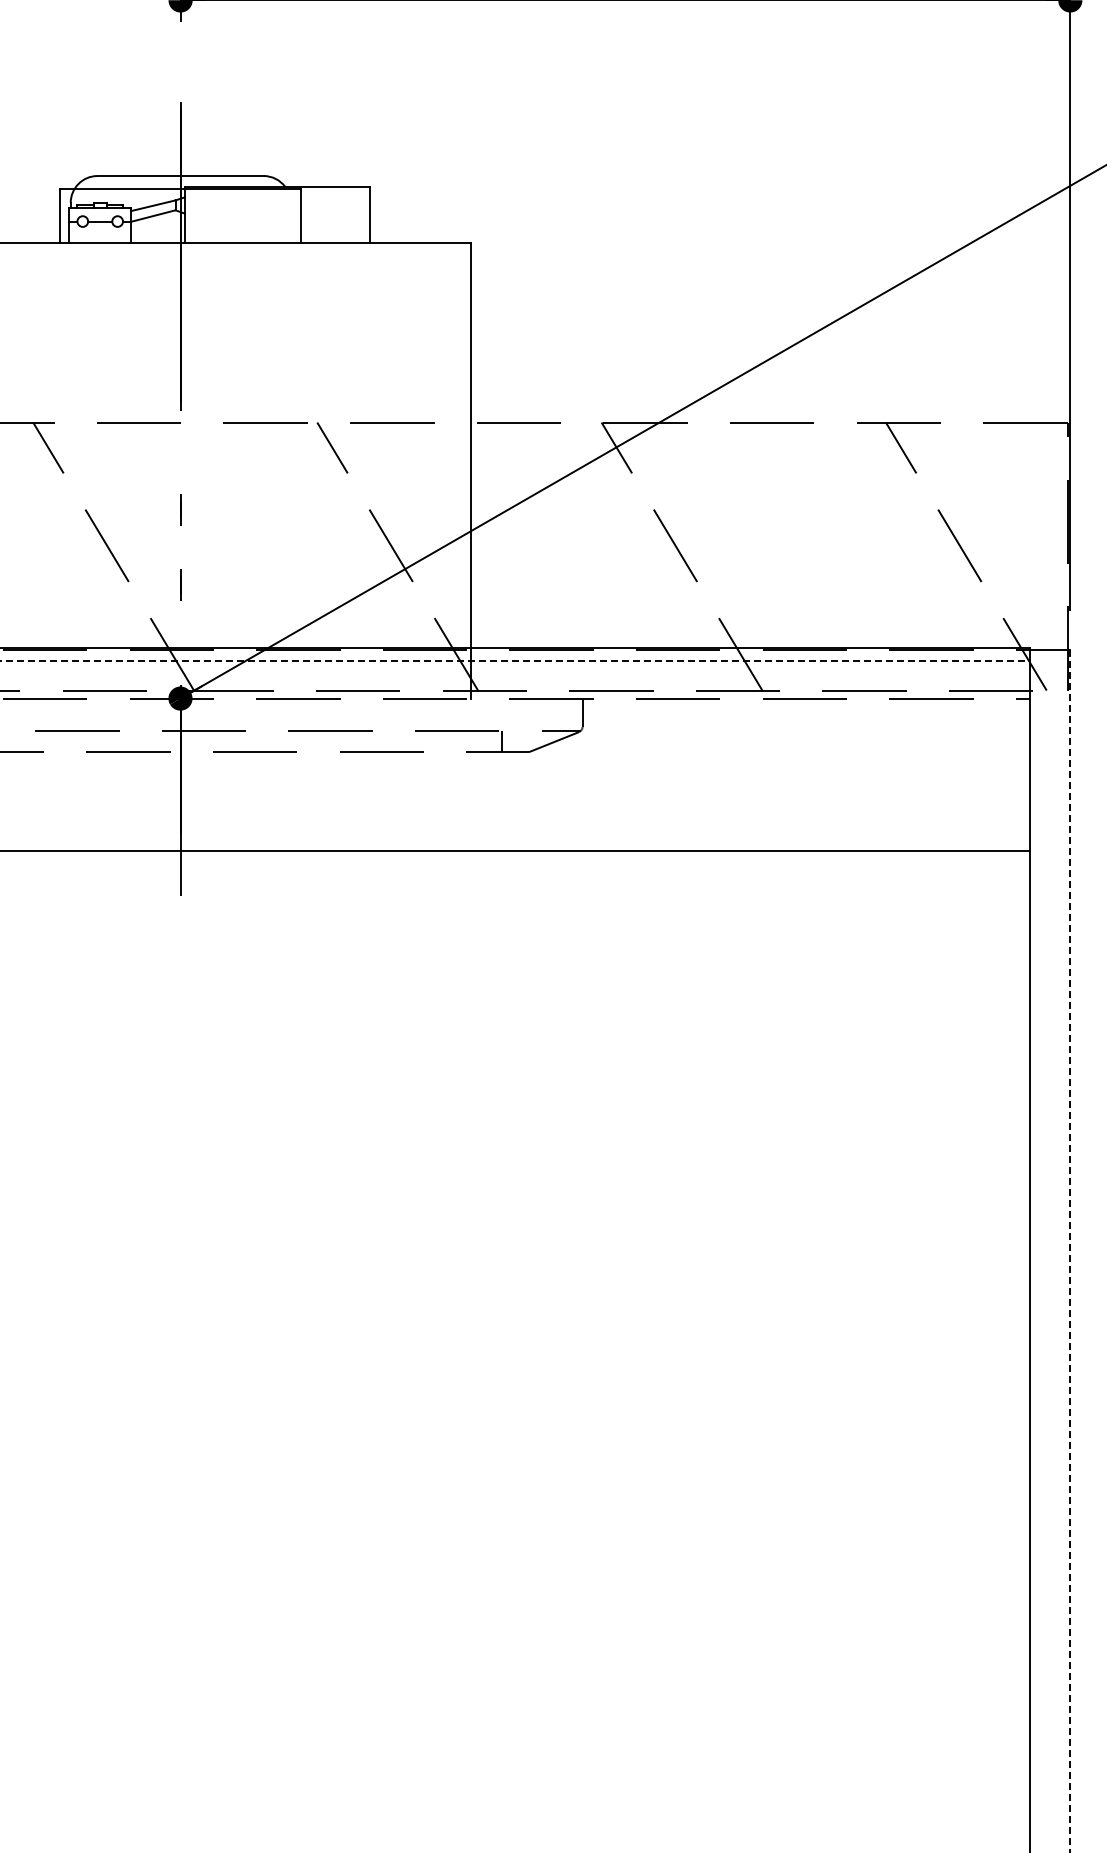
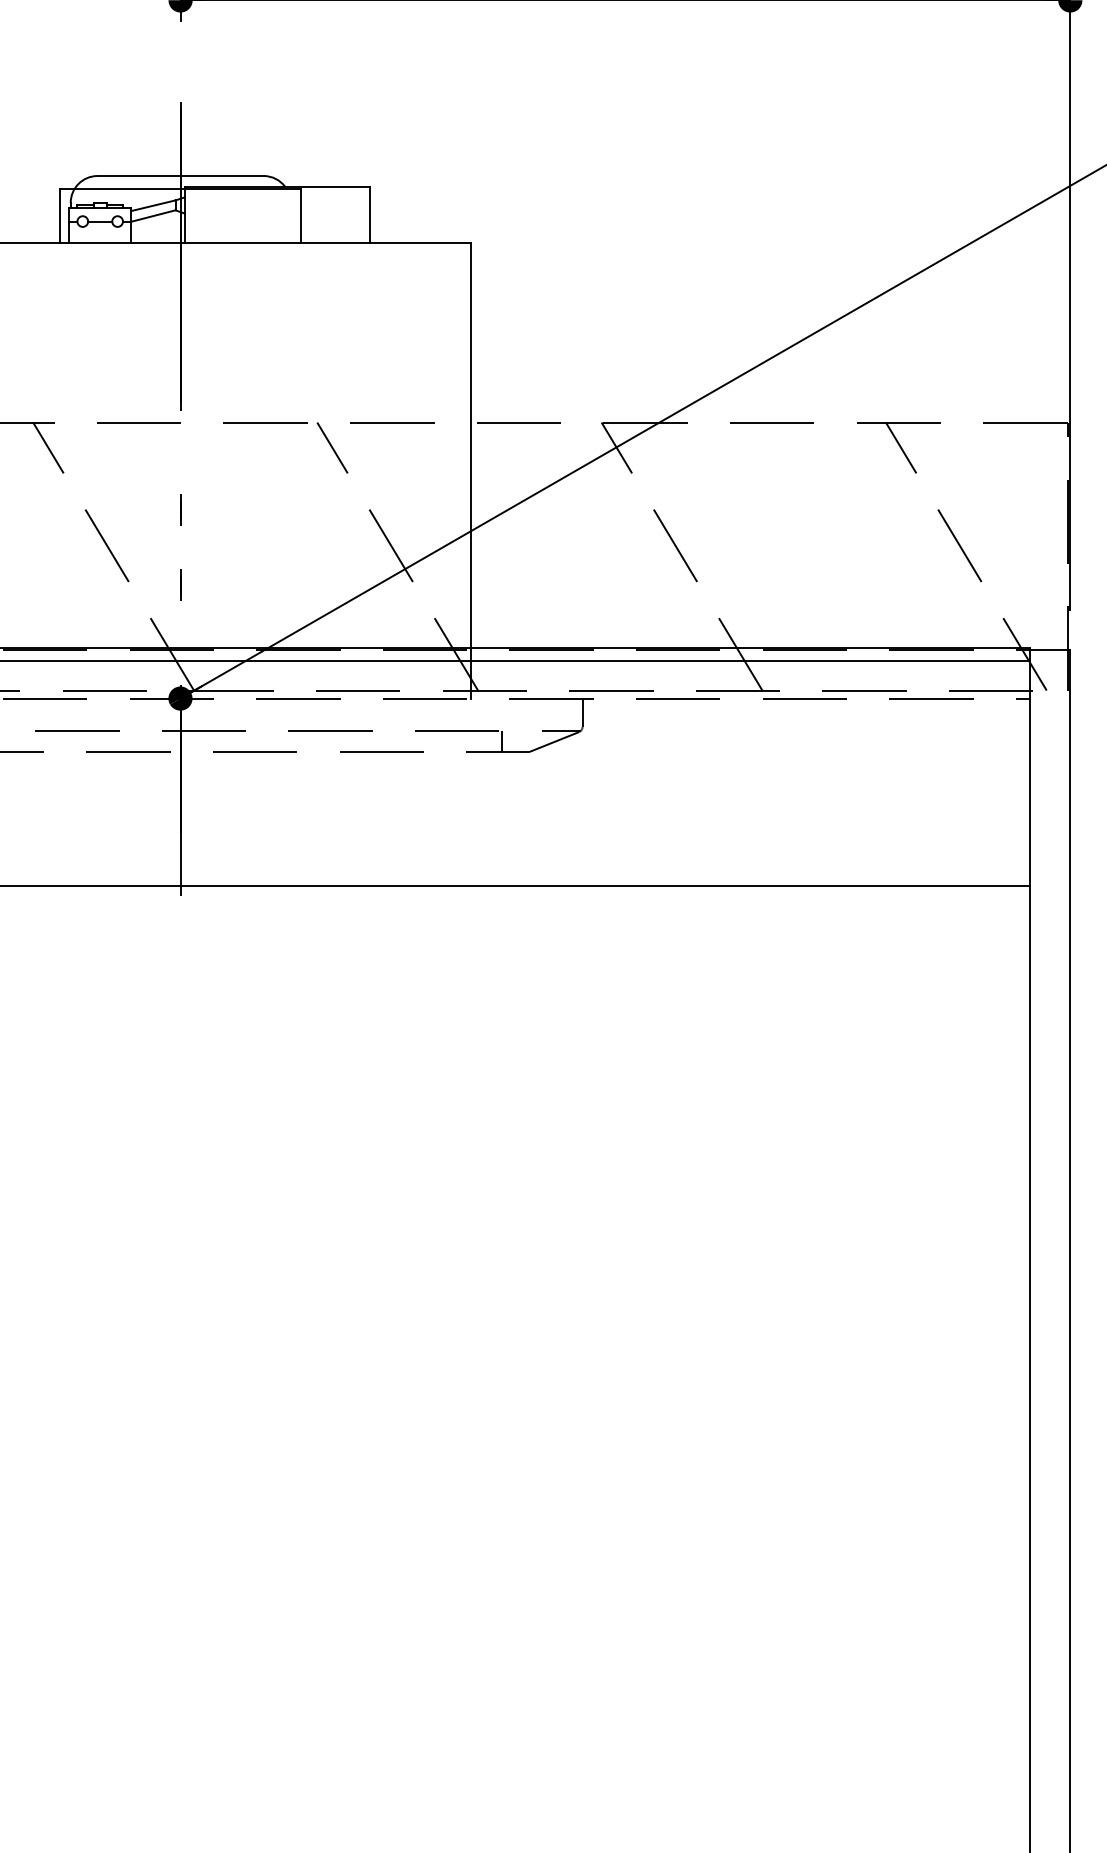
line: dashed -> solid (515, 661)
line position: (515, 851) -> (515, 886) (515, 886)
line: dashed -> solid (1070, 1251)
